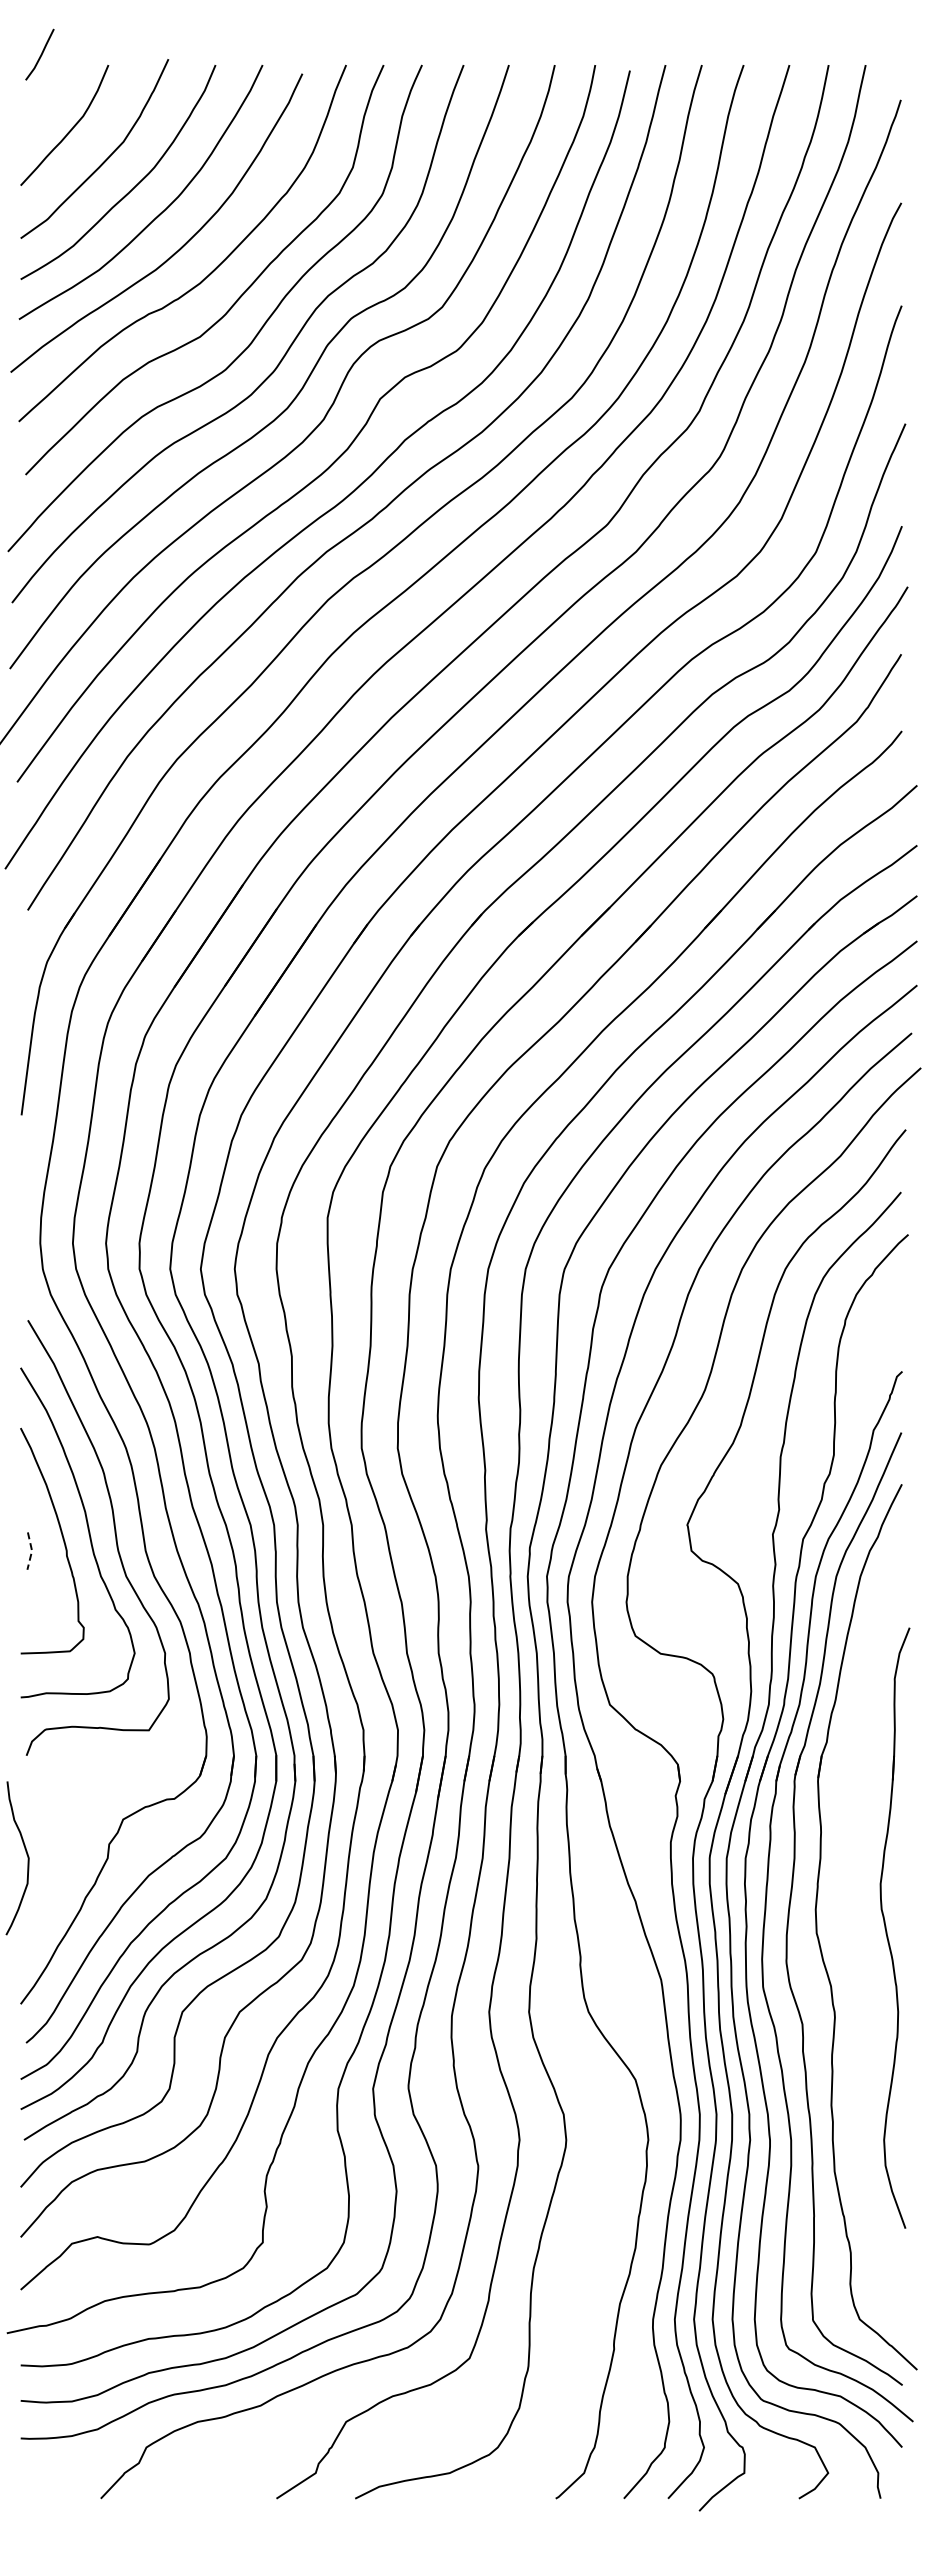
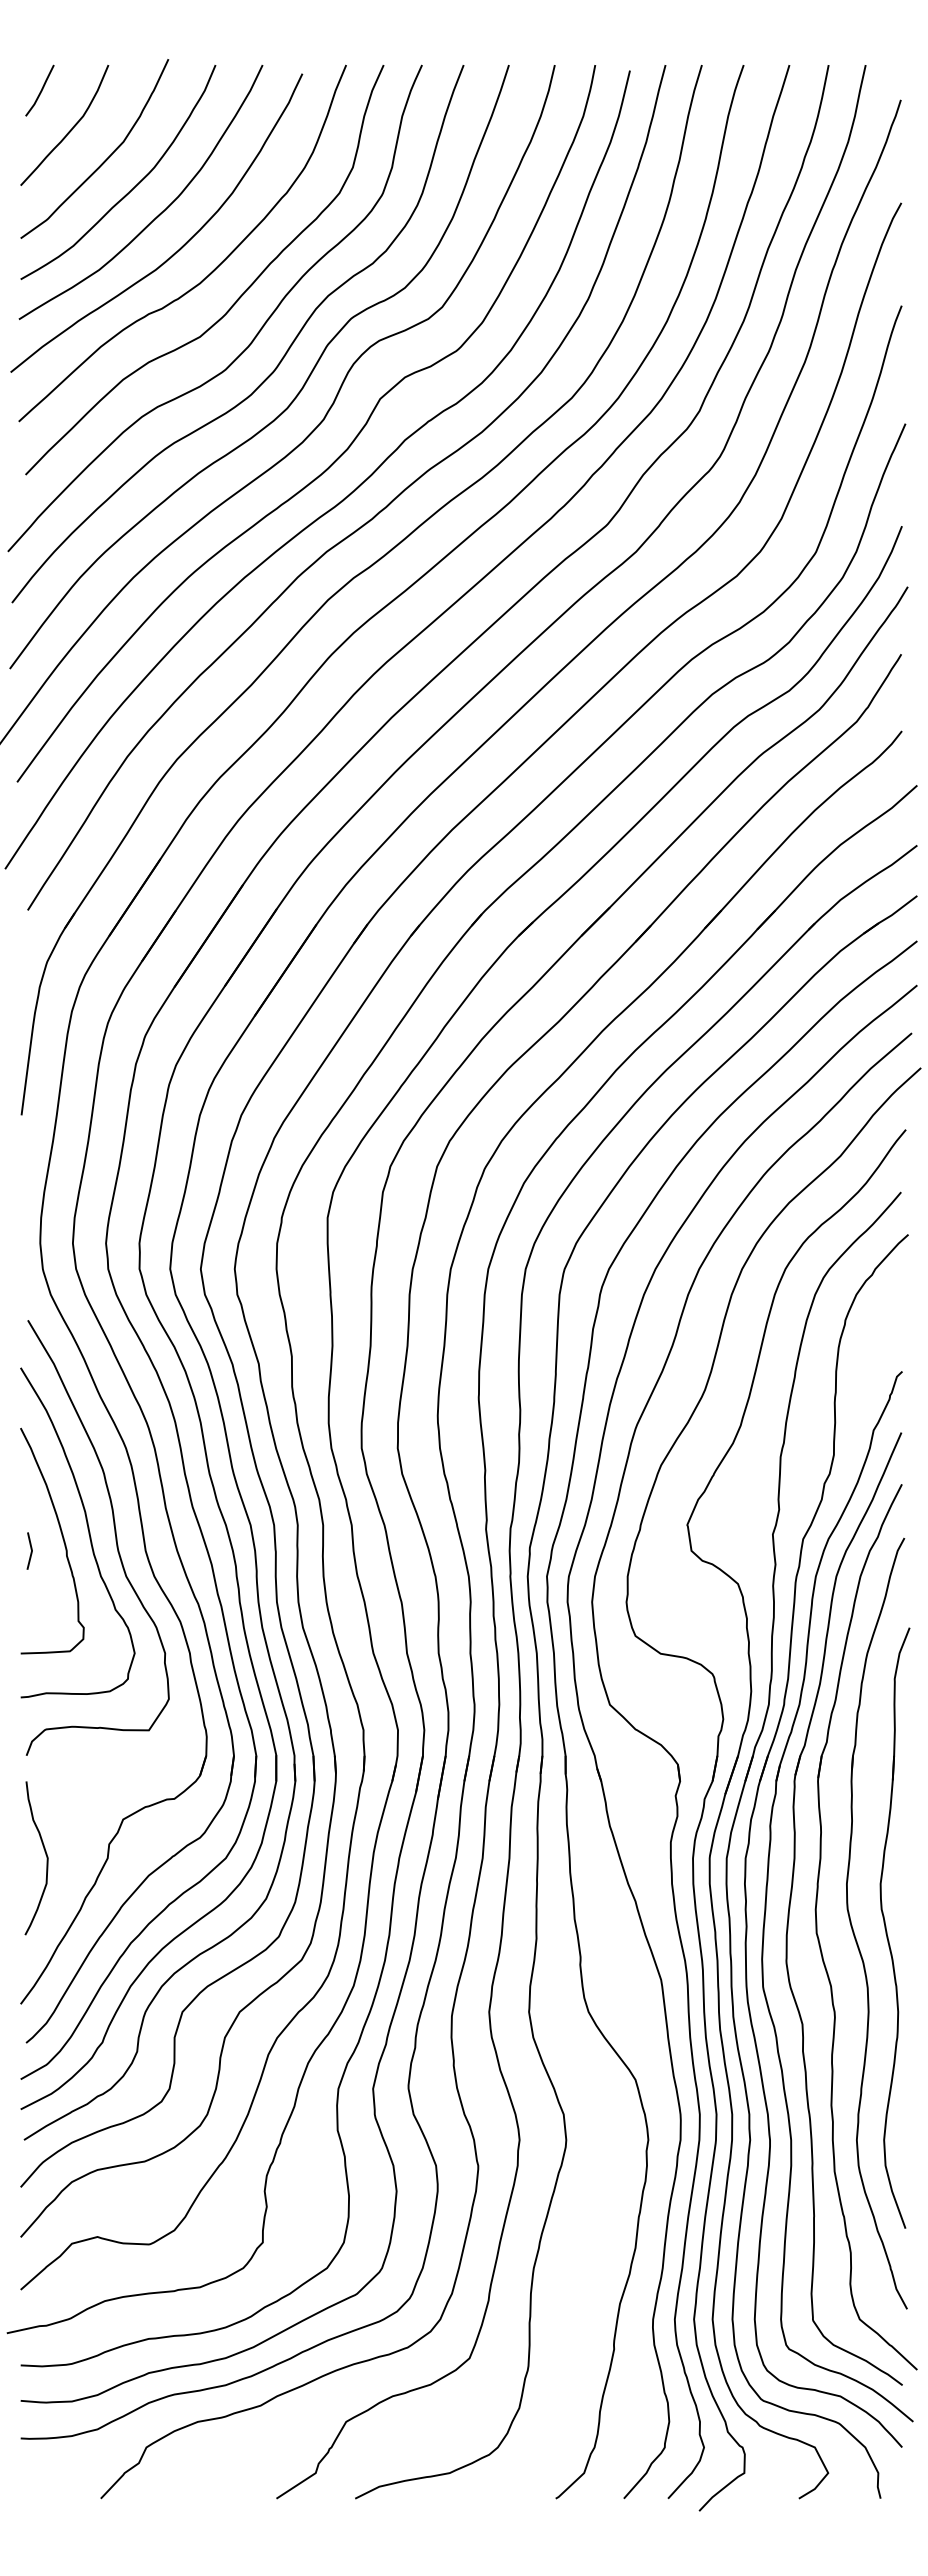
line position: (40, 54) -> (40, 90) (40, 90)
line: dashed -> solid (32, 1550)
curve position: (26, 1855) -> (45, 1855) (45, 1855)
part: none -> present (854, 1931)
